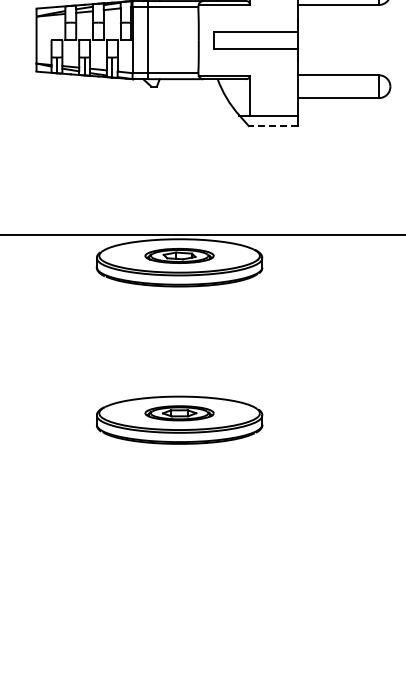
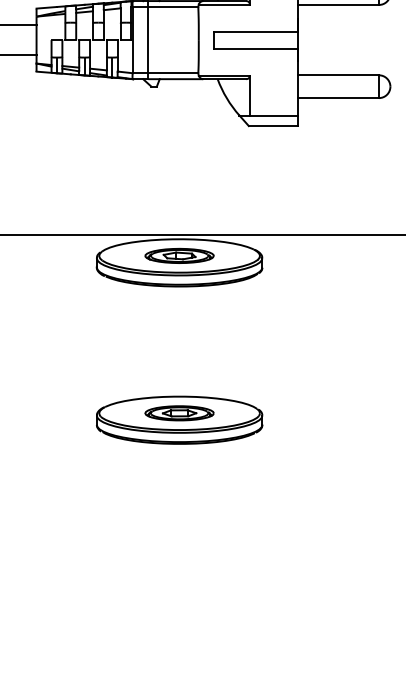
line: none -> present (19, 24)
line: none -> present (19, 55)
line: dashed -> solid (273, 126)
